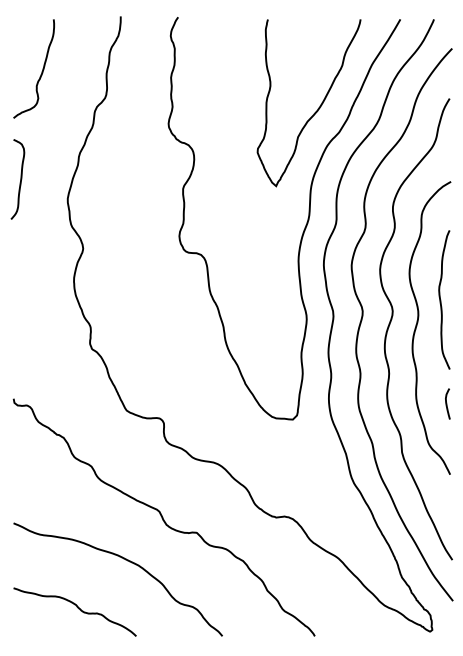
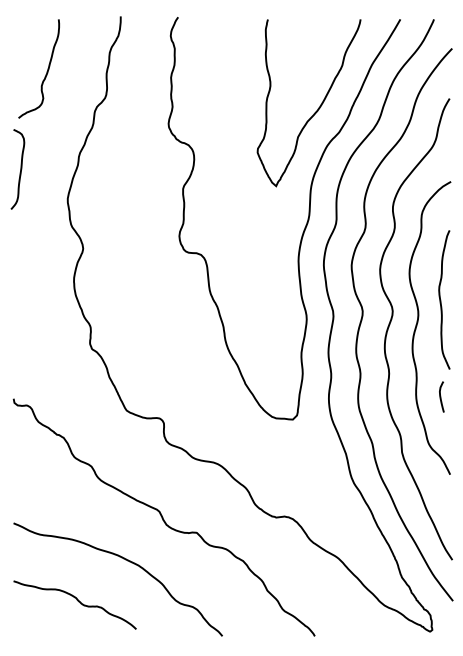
curve position: (41, 71) -> (46, 71) (46, 71)
curve position: (20, 179) -> (20, 169) (20, 169)
curve position: (447, 403) -> (441, 396) (441, 396)
curve position: (77, 608) -> (77, 601) (77, 601)
